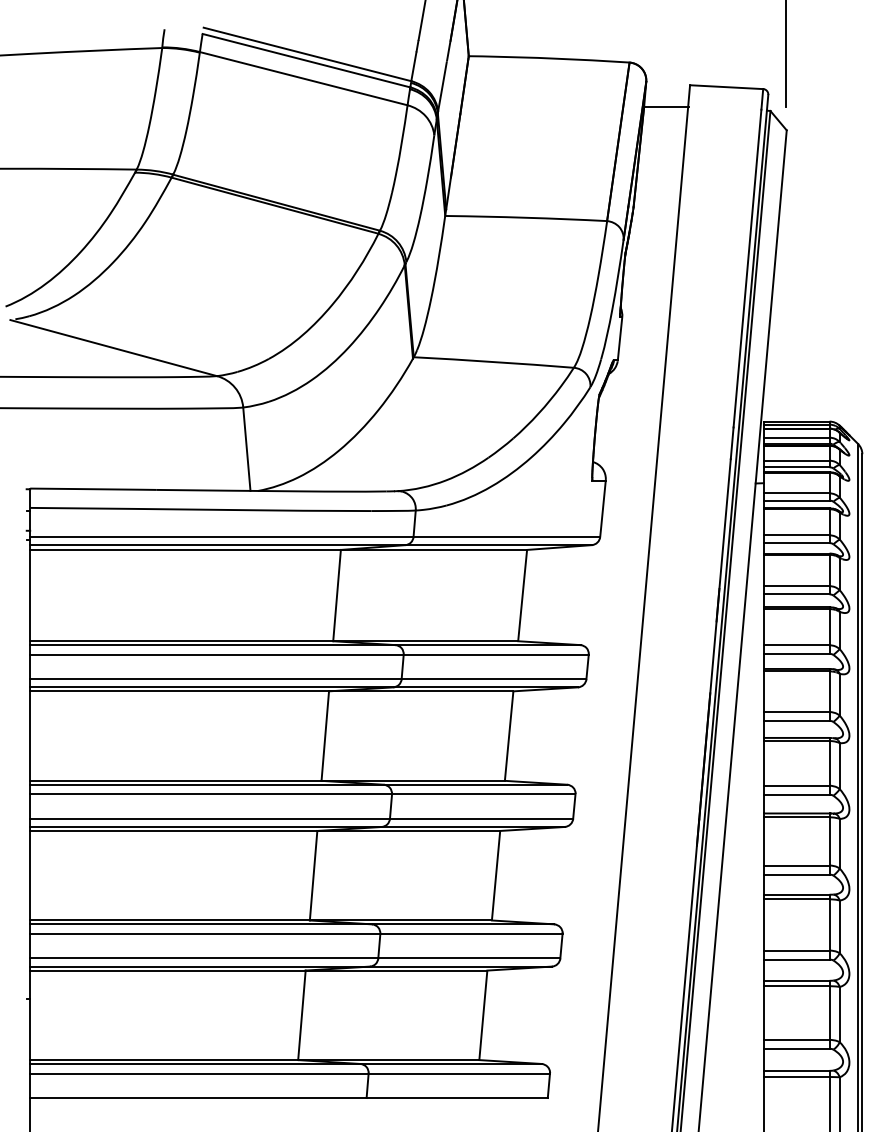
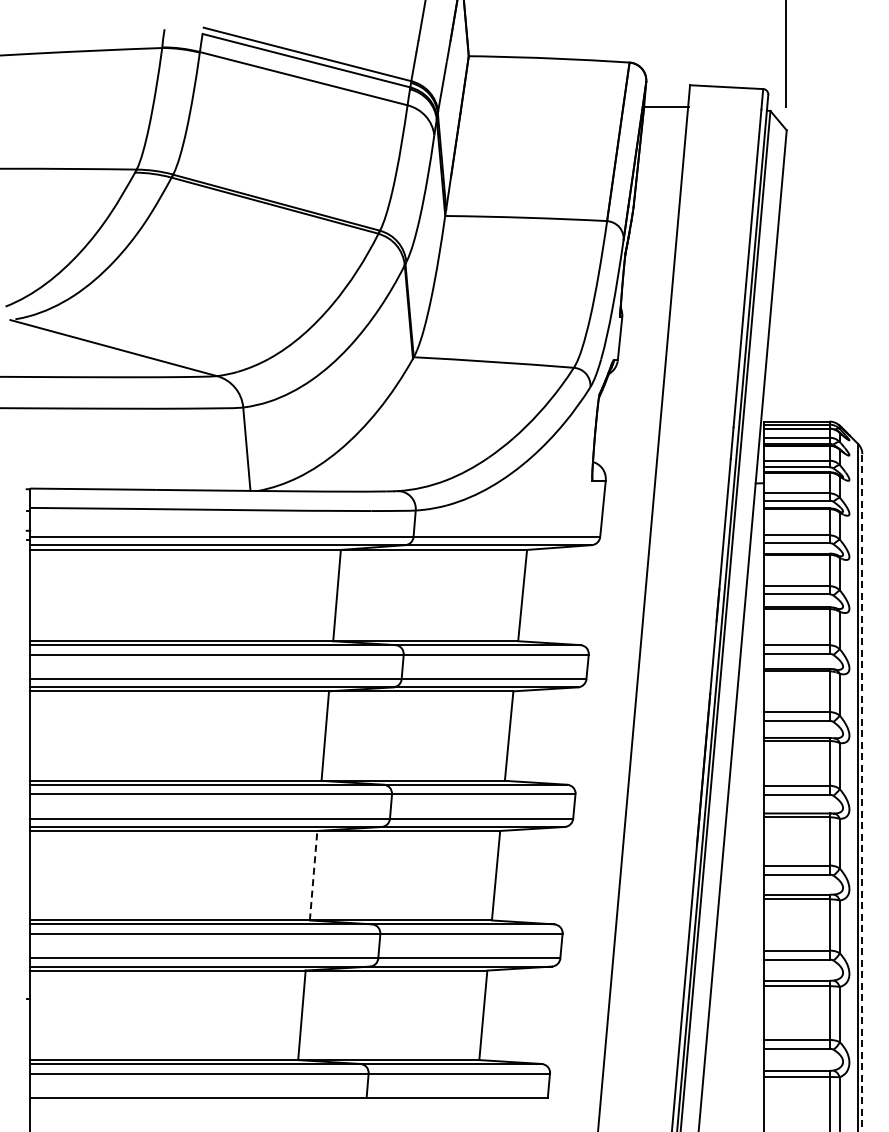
line: solid -> dashed (862, 792)
line: solid -> dashed (313, 875)
